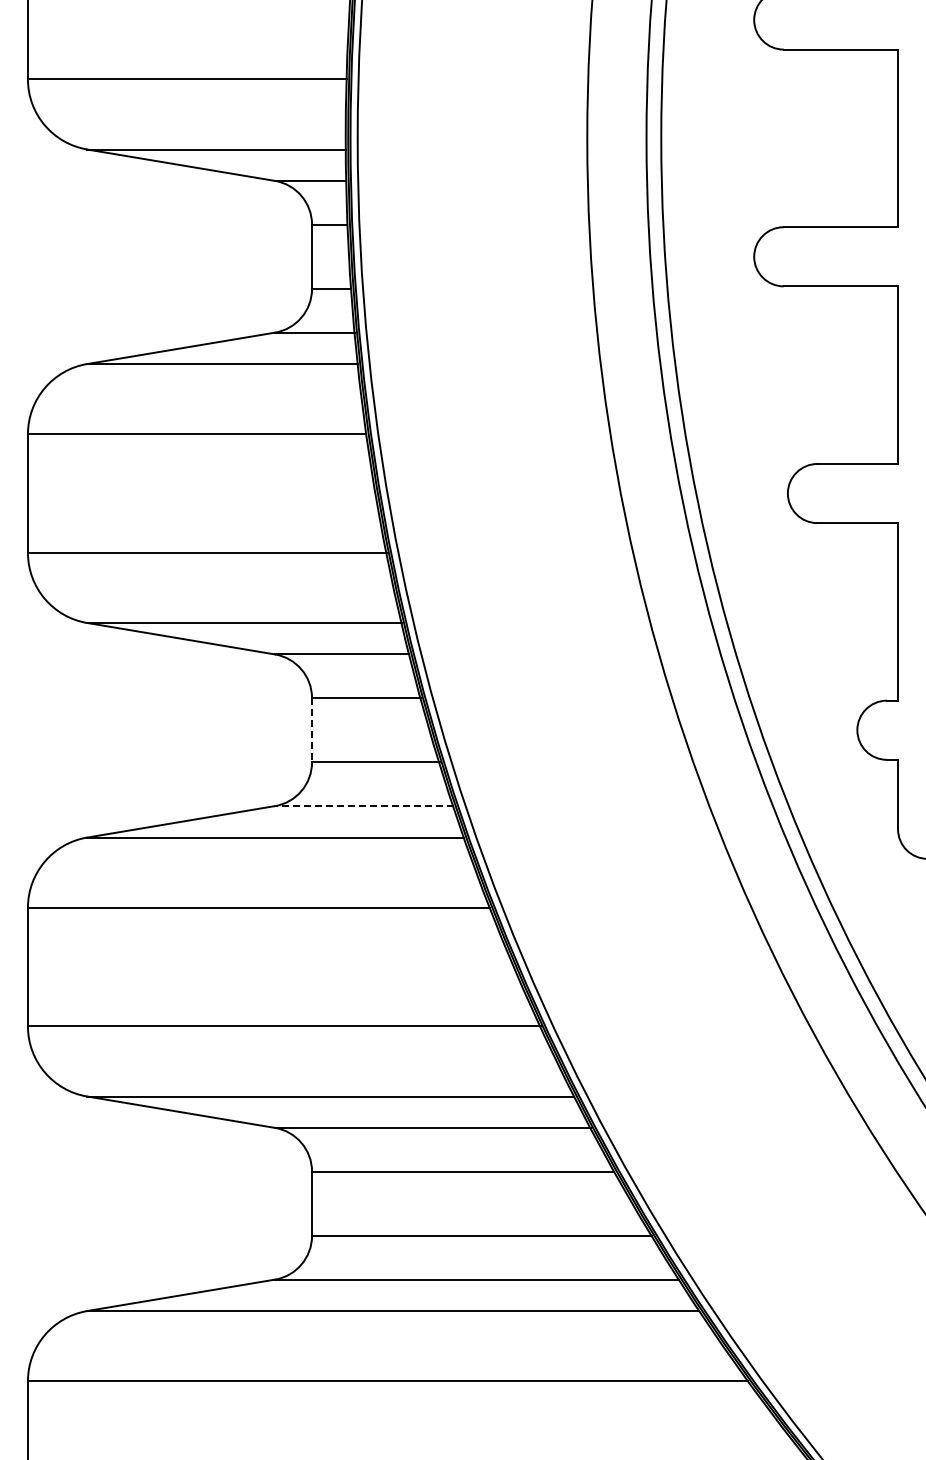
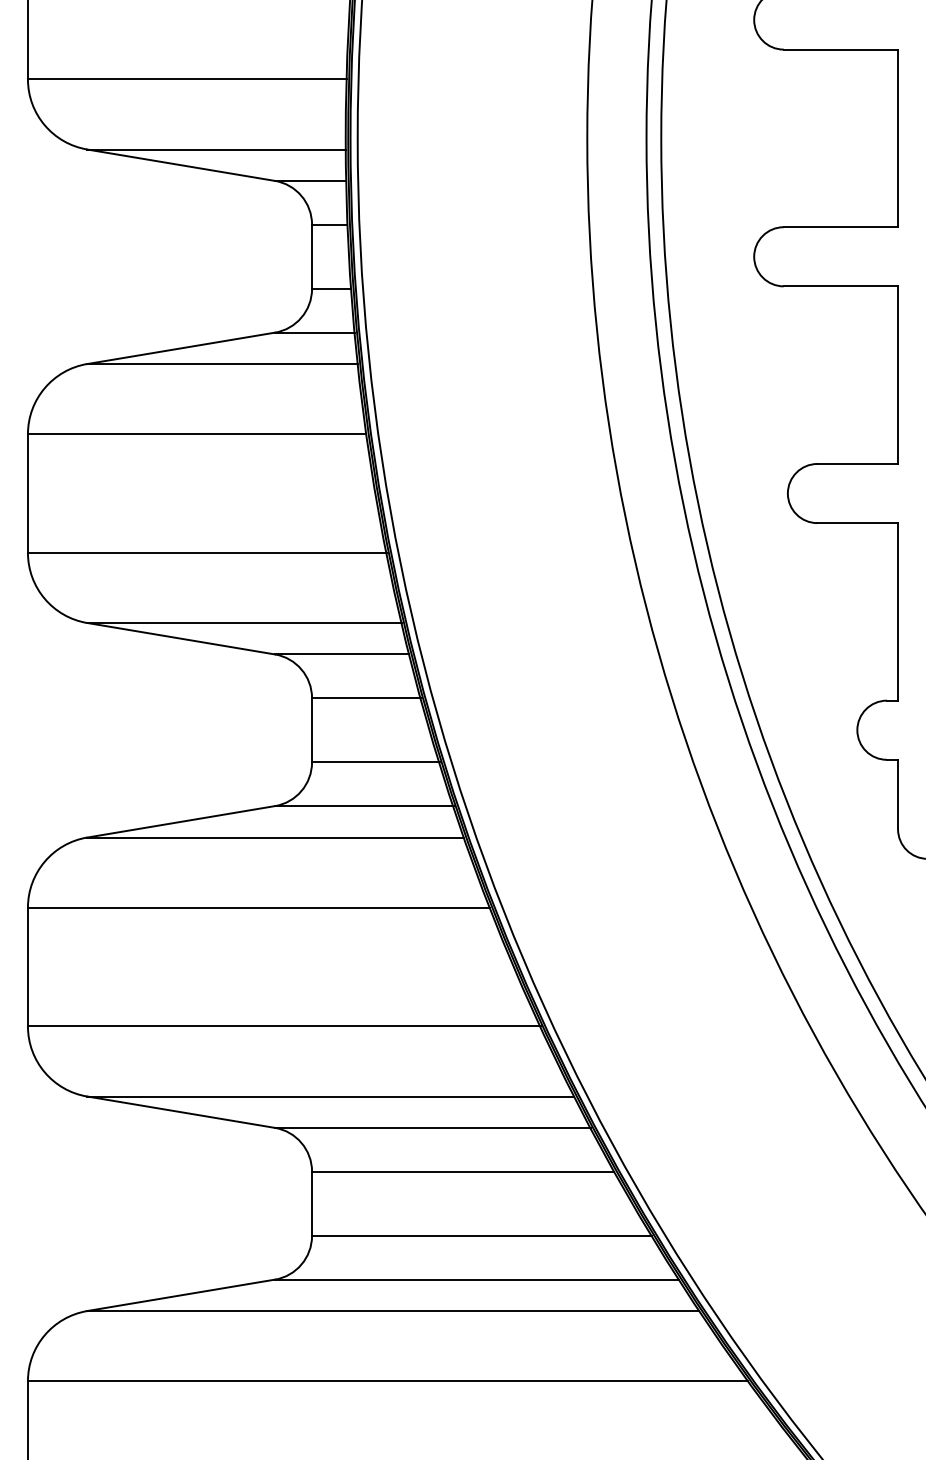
line: dashed -> solid (312, 730)
line: dashed -> solid (363, 806)
